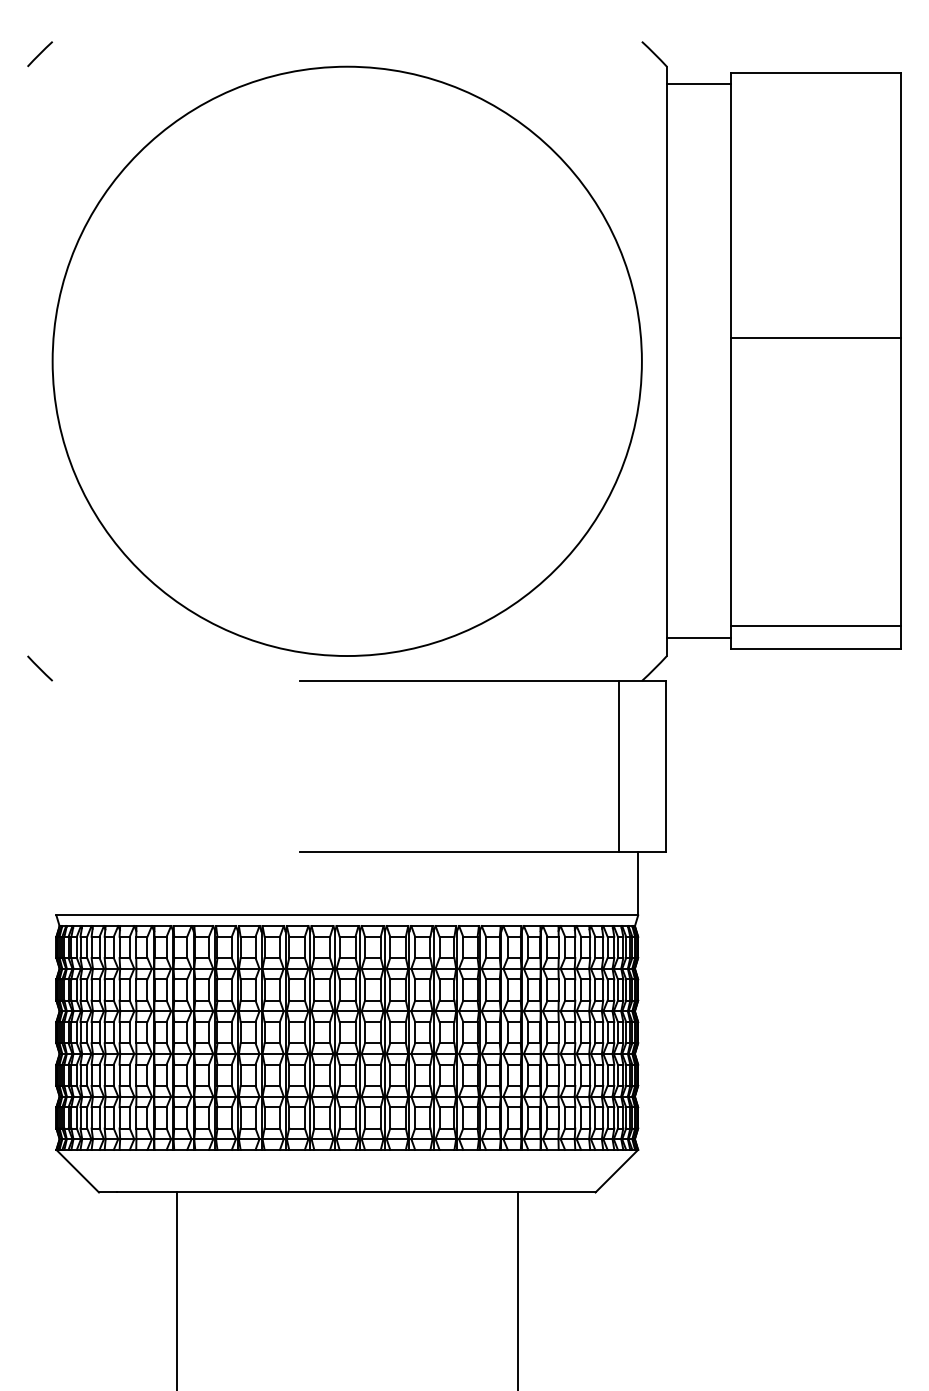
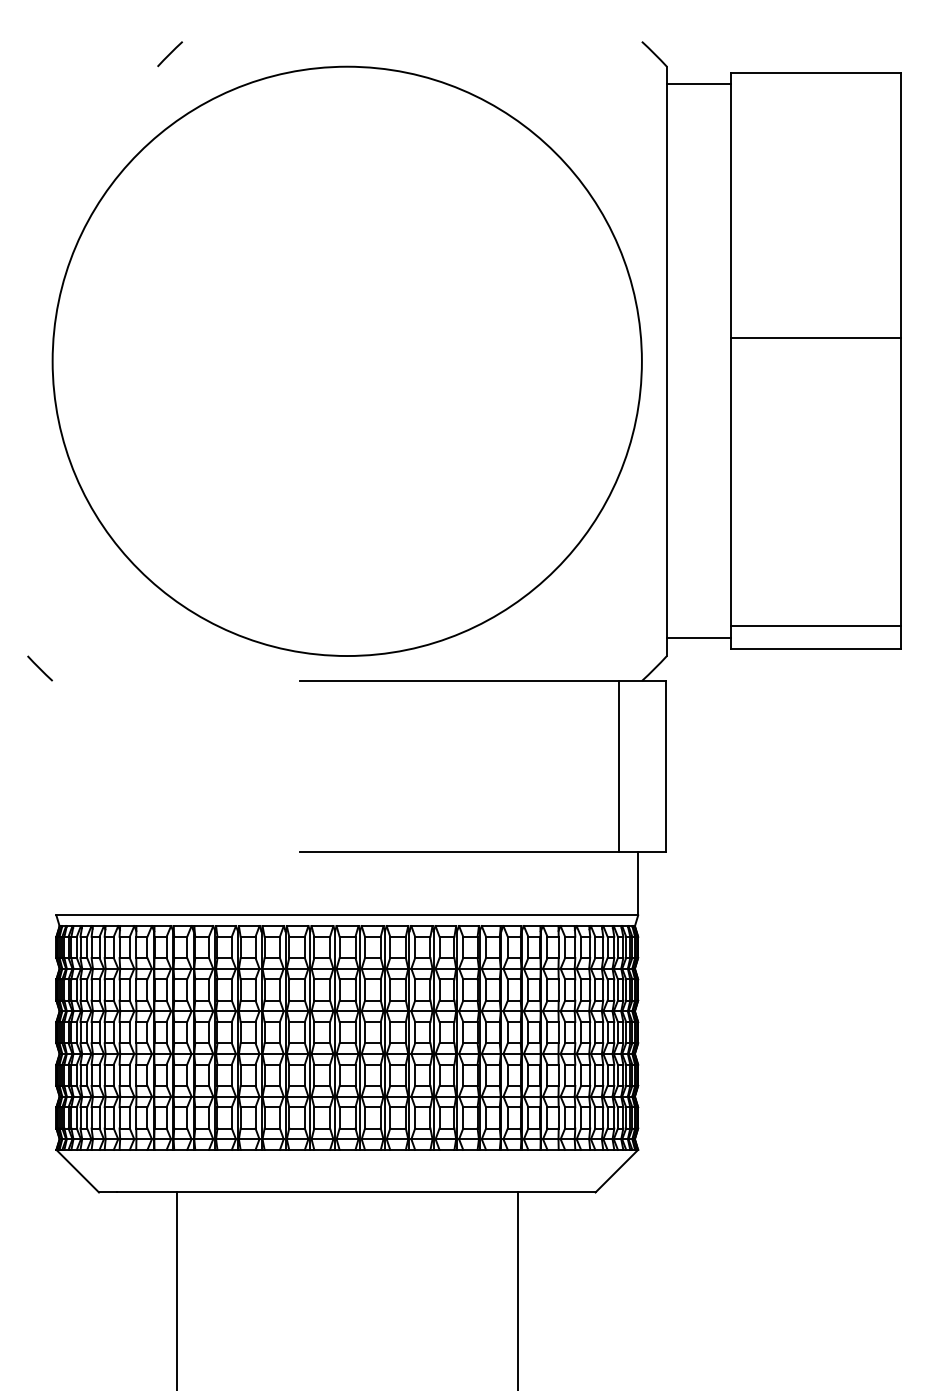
line position: (39, 54) -> (169, 54) (169, 54)
